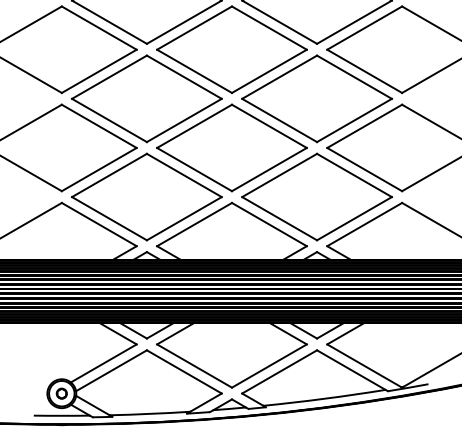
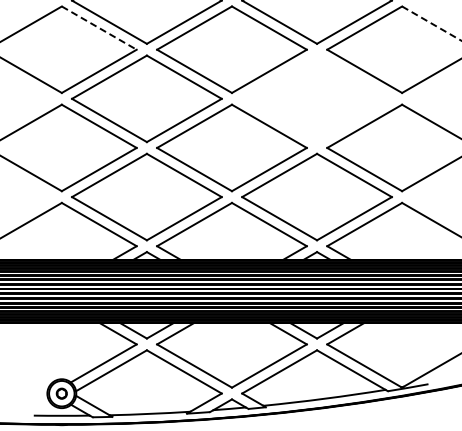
line: solid -> dashed (432, 23)
line: solid -> dashed (99, 28)
part: present -> none (316, 98)
